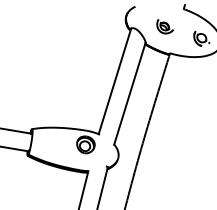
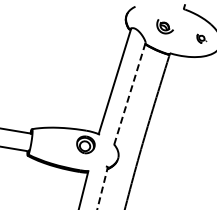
part size: 18x17 px -> 12x11 px (201, 38)
line: solid -> dashed (130, 93)
line: solid -> dashed (102, 187)
